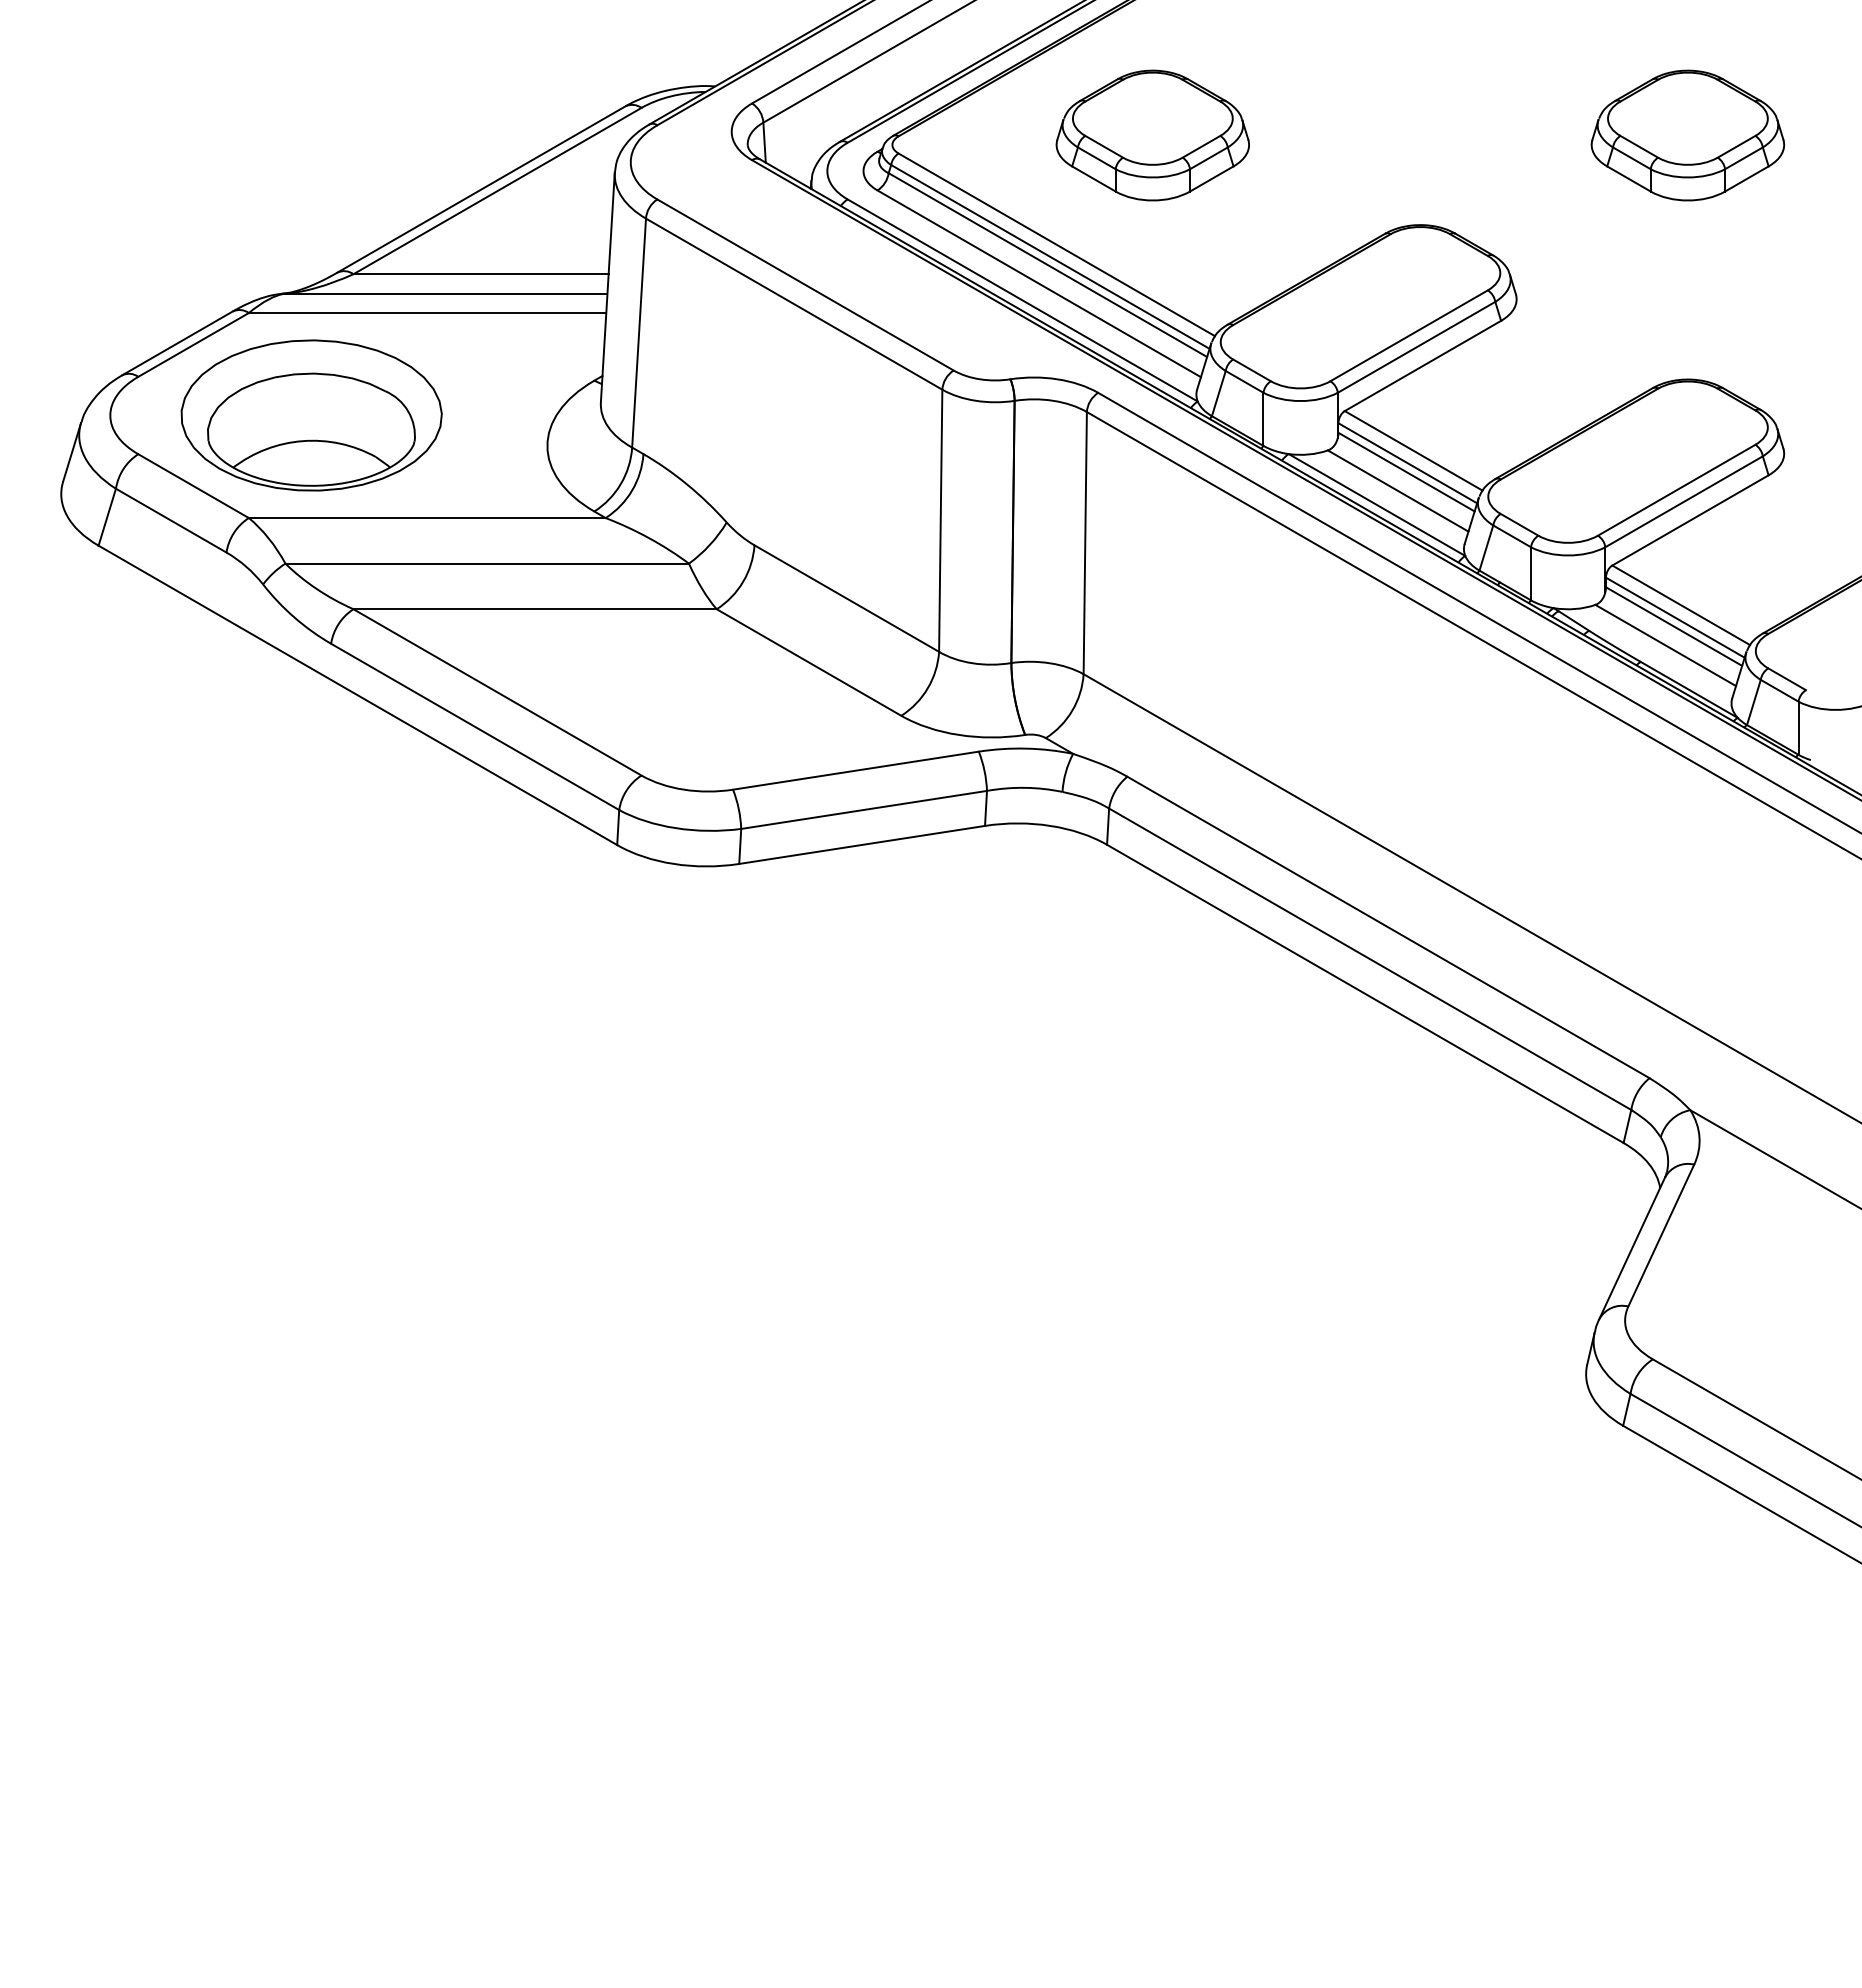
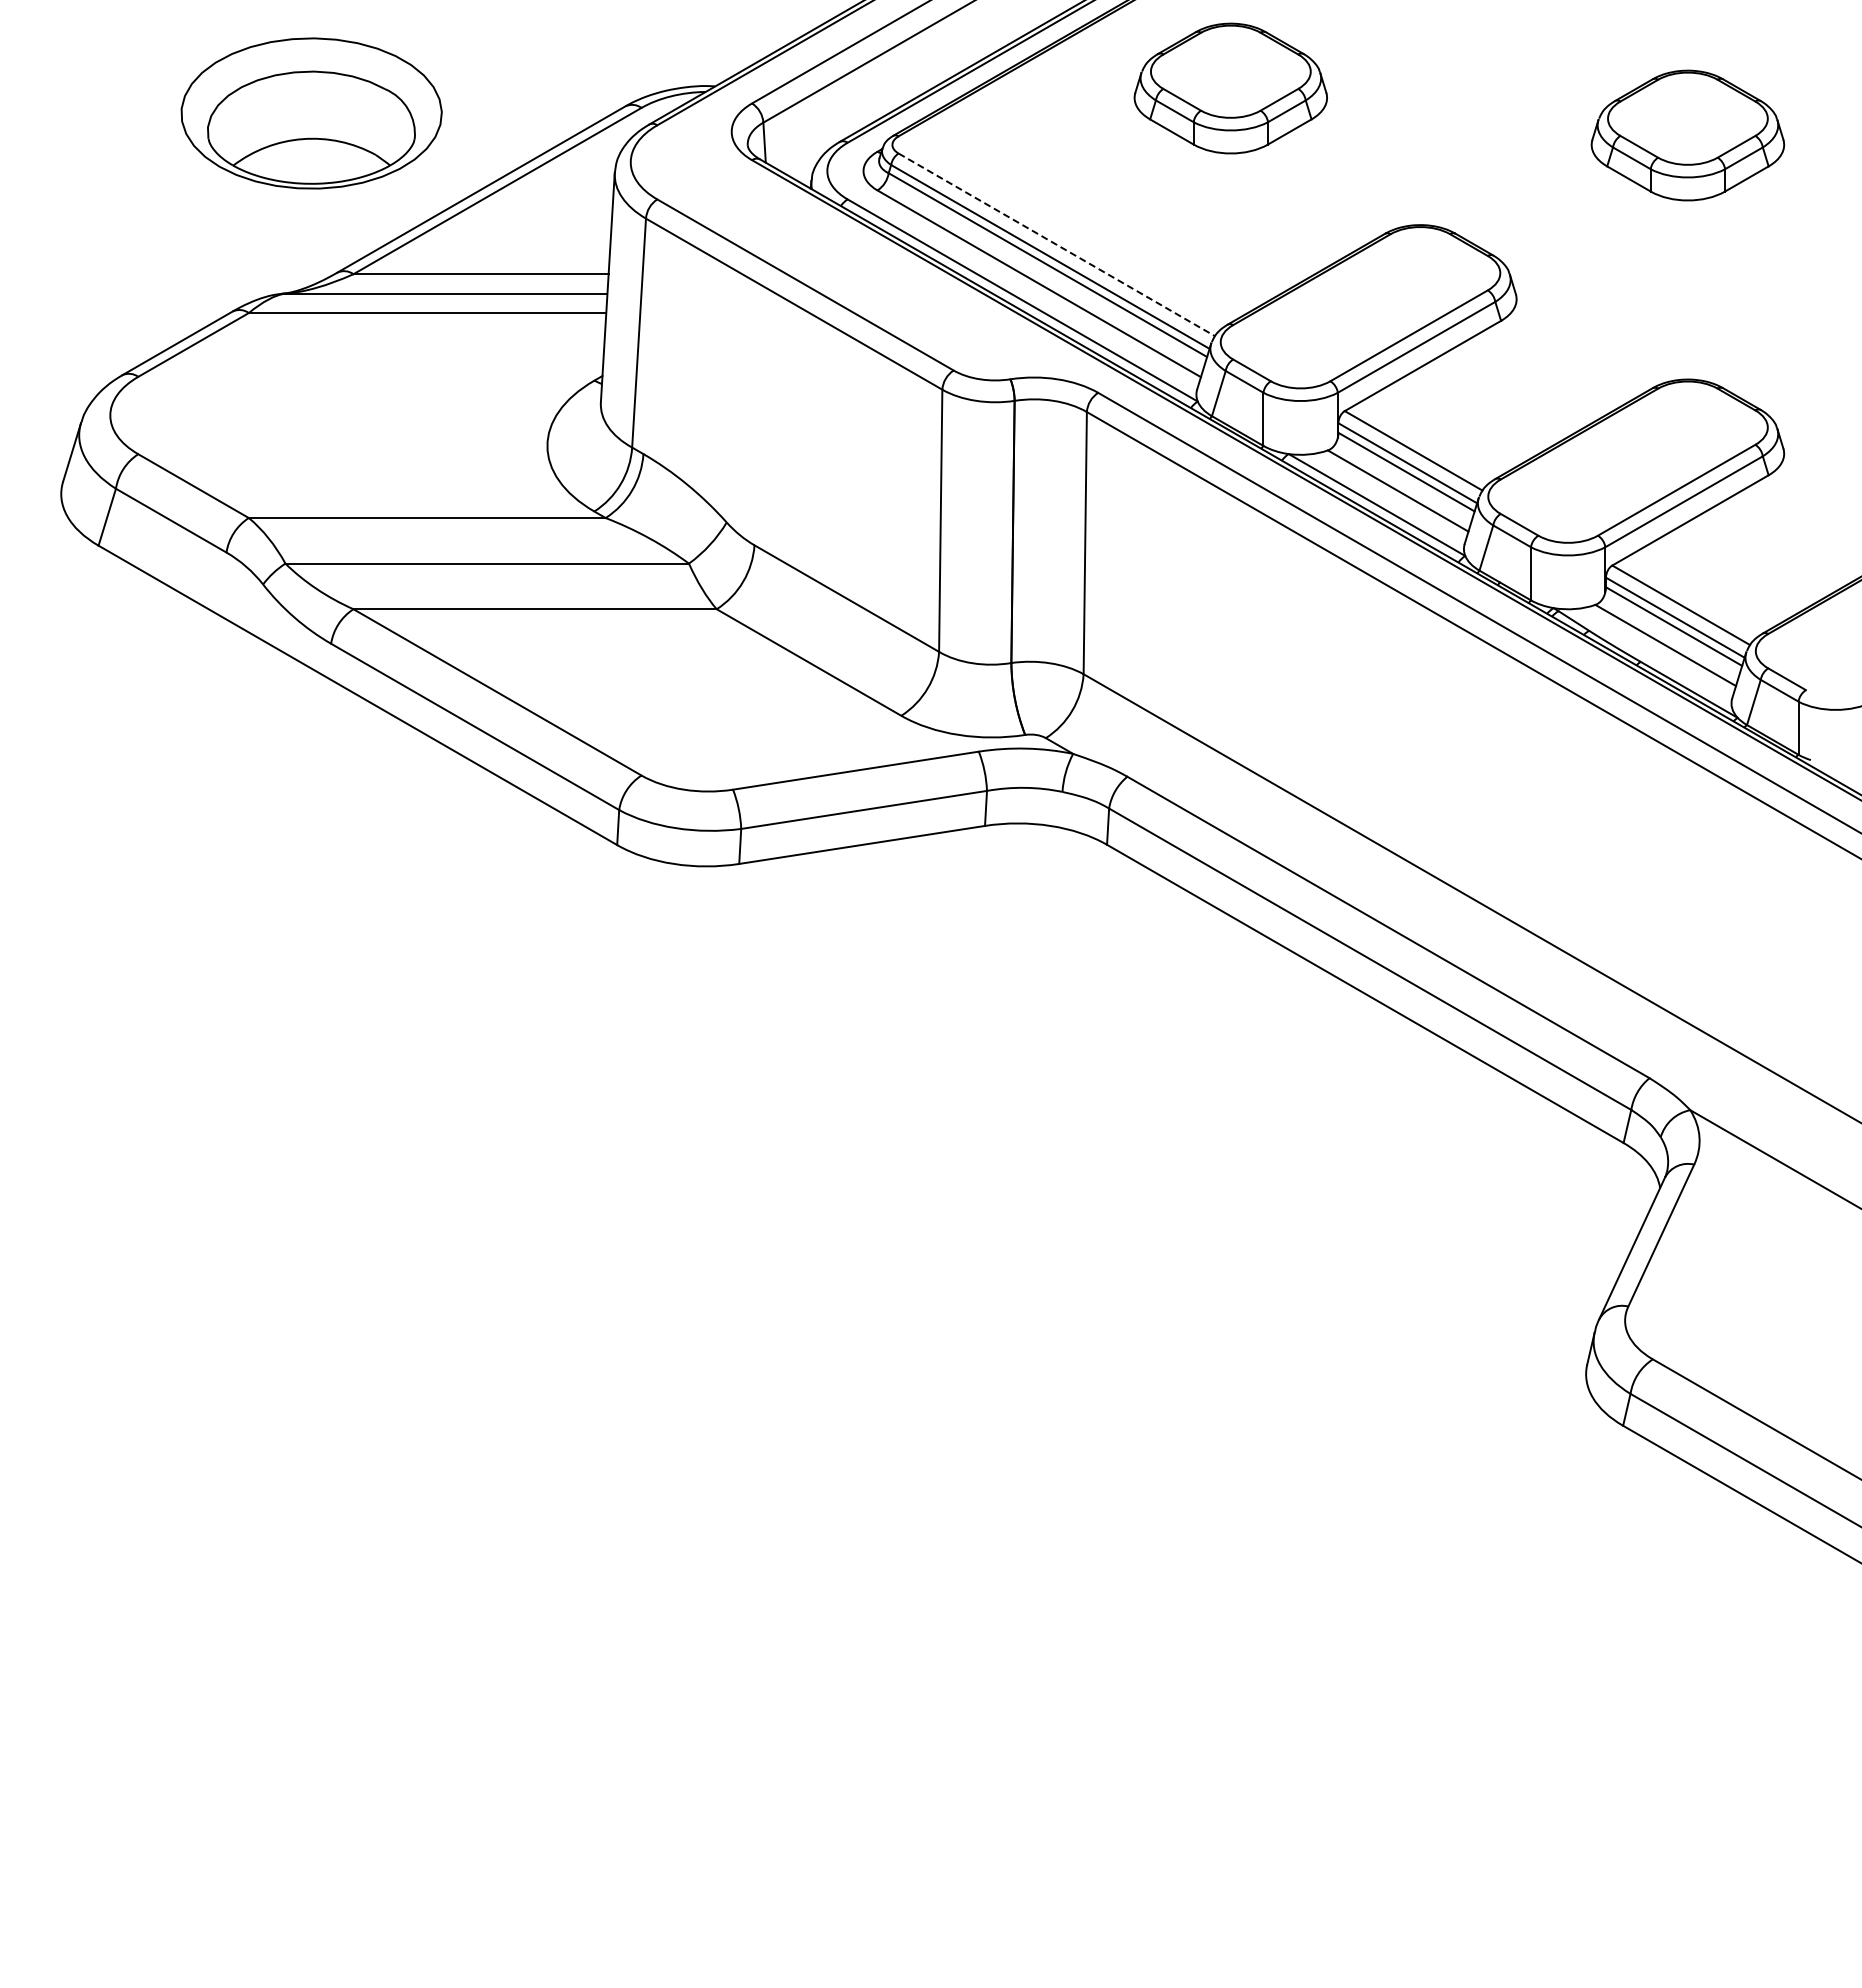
part position: (1152, 135) -> (1230, 88) (1230, 88)
line: solid -> dashed (1056, 244)
part position: (311, 415) -> (311, 113) (311, 113)
